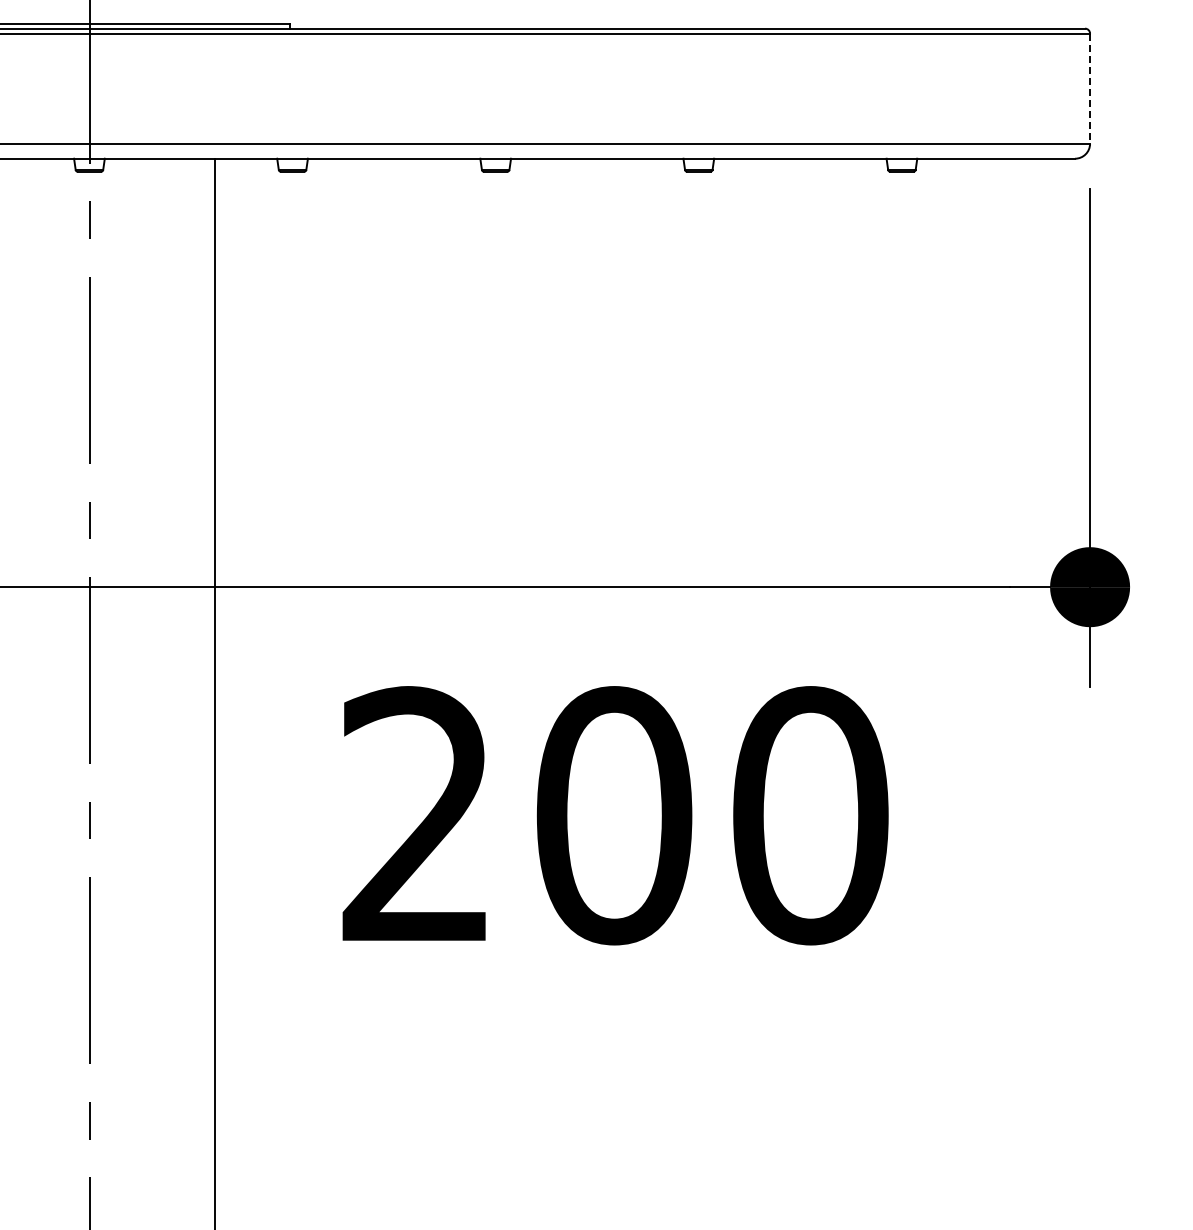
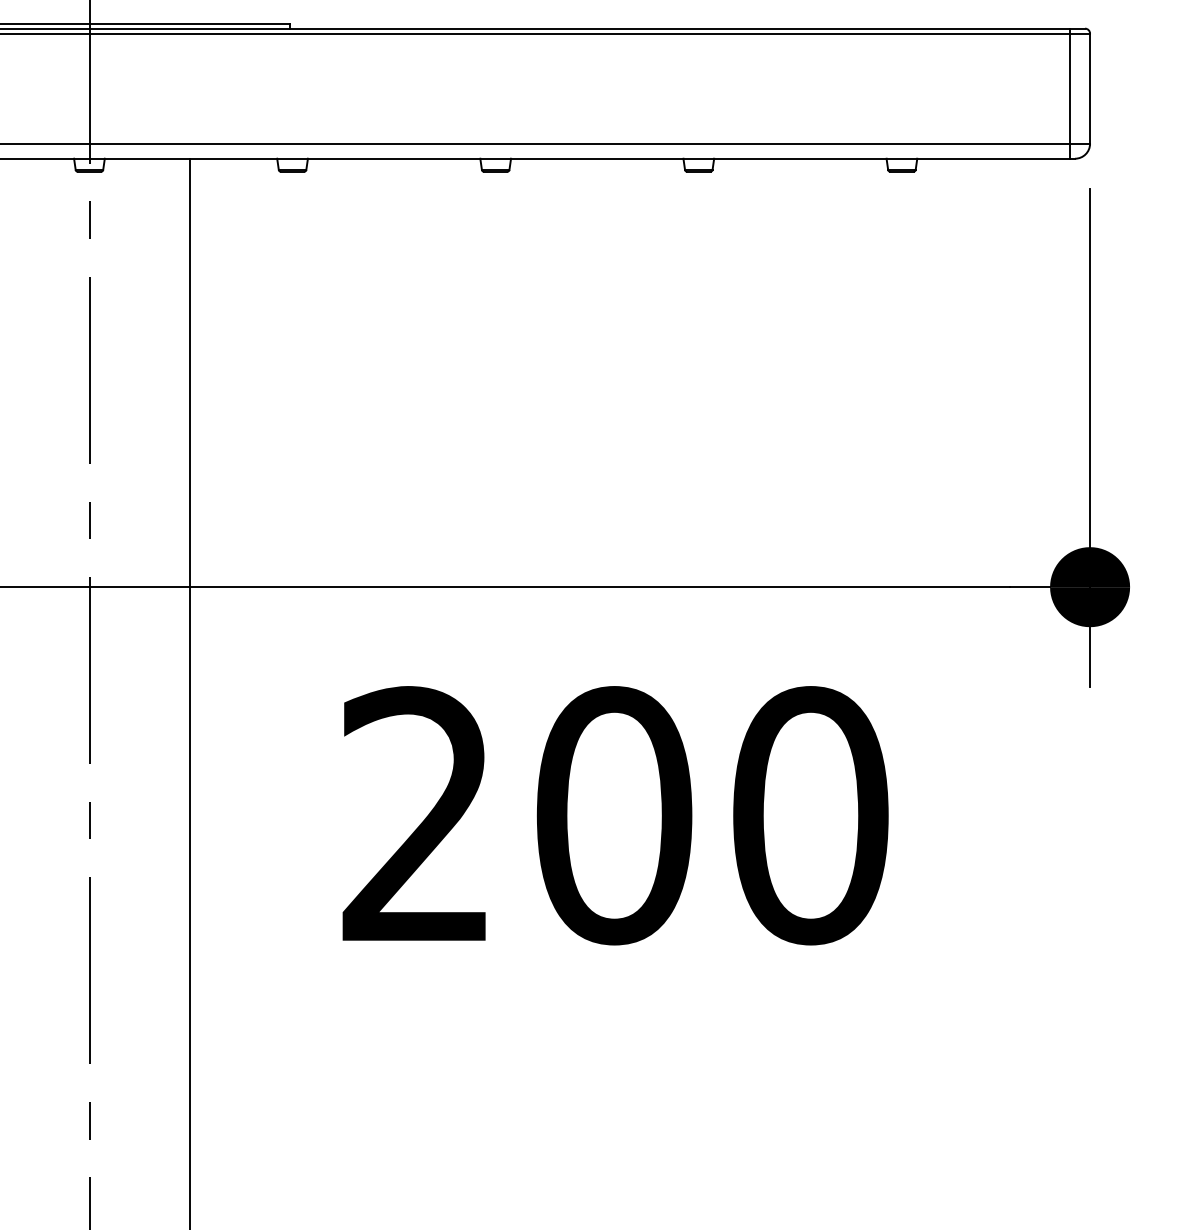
line: dashed -> solid (1090, 89)
line: none -> present (1070, 93)
line position: (214, 692) -> (189, 692) (189, 692)
